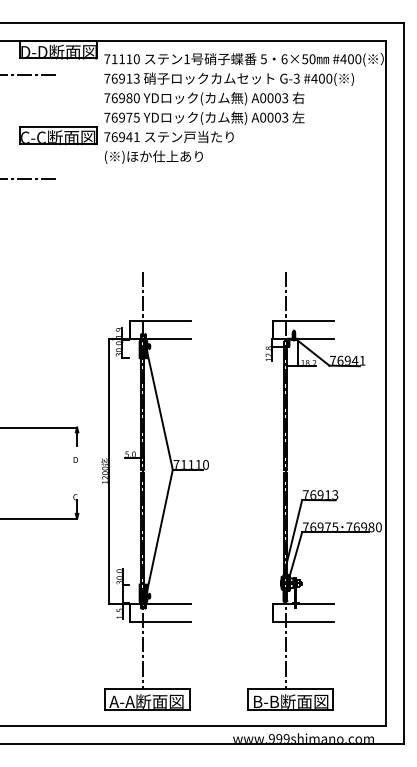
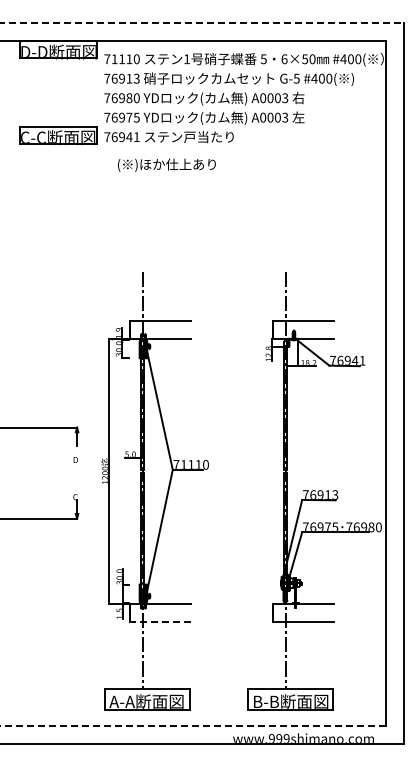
line: solid -> dashed (202, 23)
line: present -> none (29, 75)
text: G-3 -> G-5 (296, 77)
text position: (153, 156) -> (166, 164) (166, 164)
line: present -> none (29, 178)
line: solid -> dashed (160, 622)
line: solid -> dashed (193, 725)
